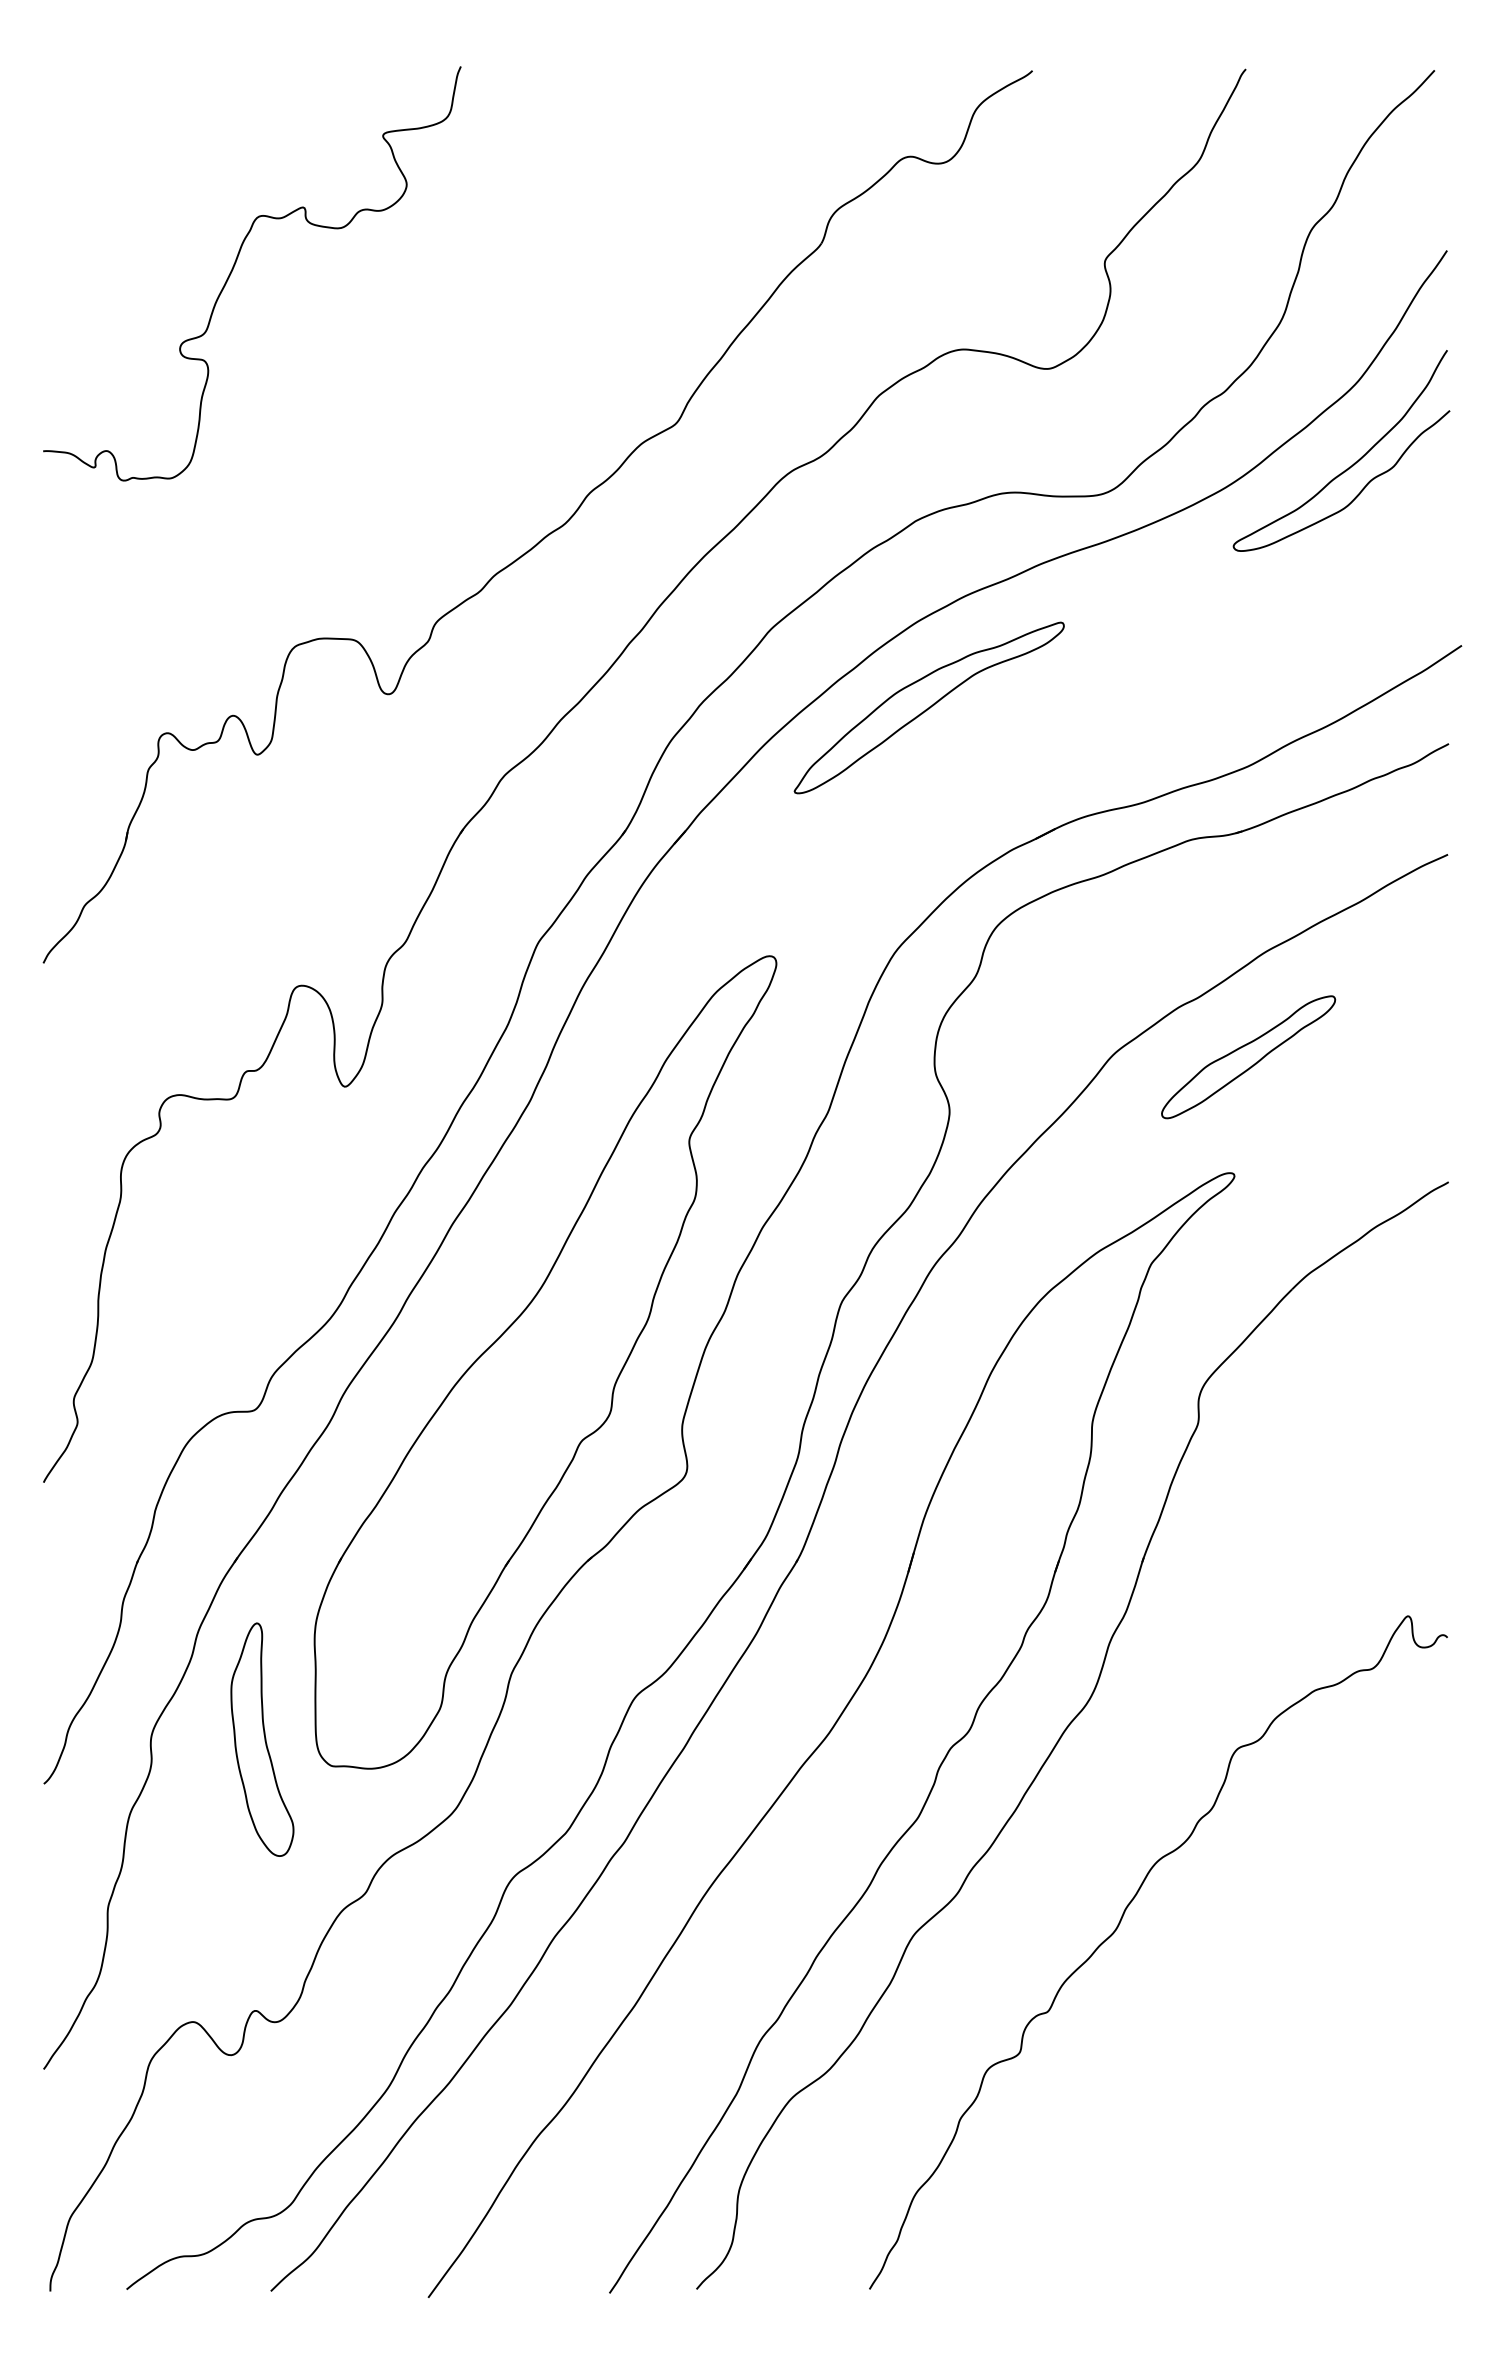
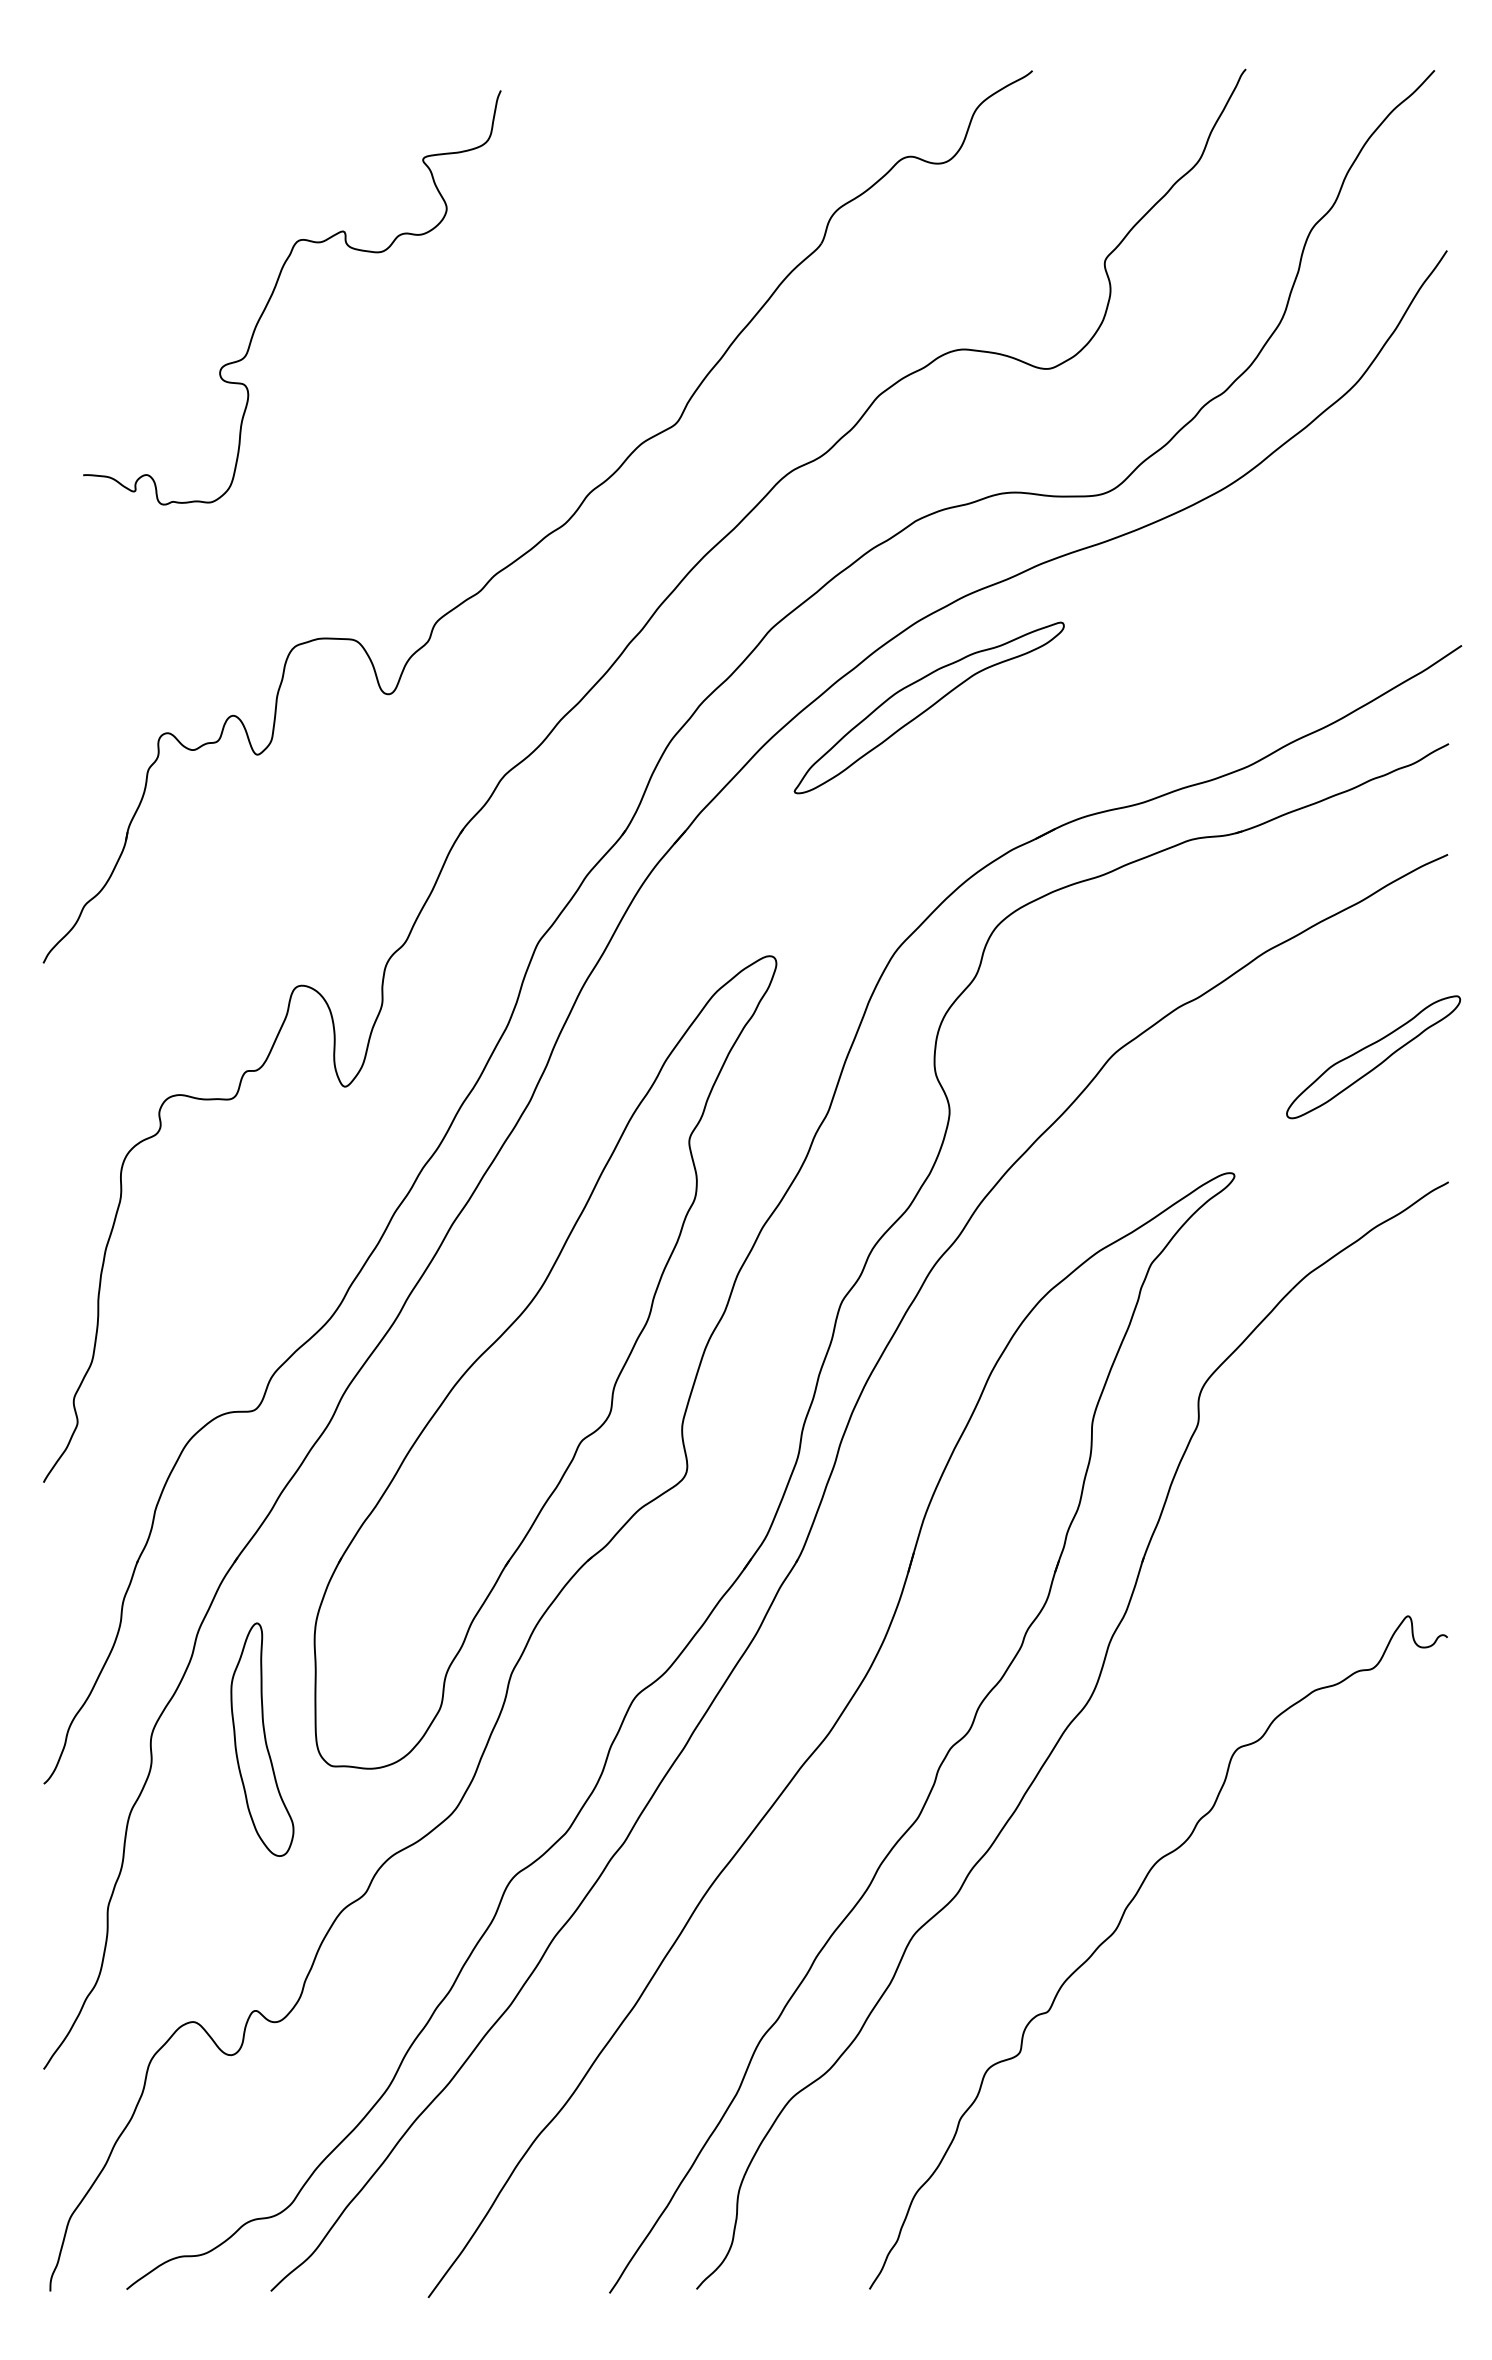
curve position: (235, 265) -> (275, 289) (275, 289)
curve: present -> none (1354, 462)
part position: (1248, 1057) -> (1373, 1057) (1373, 1057)
